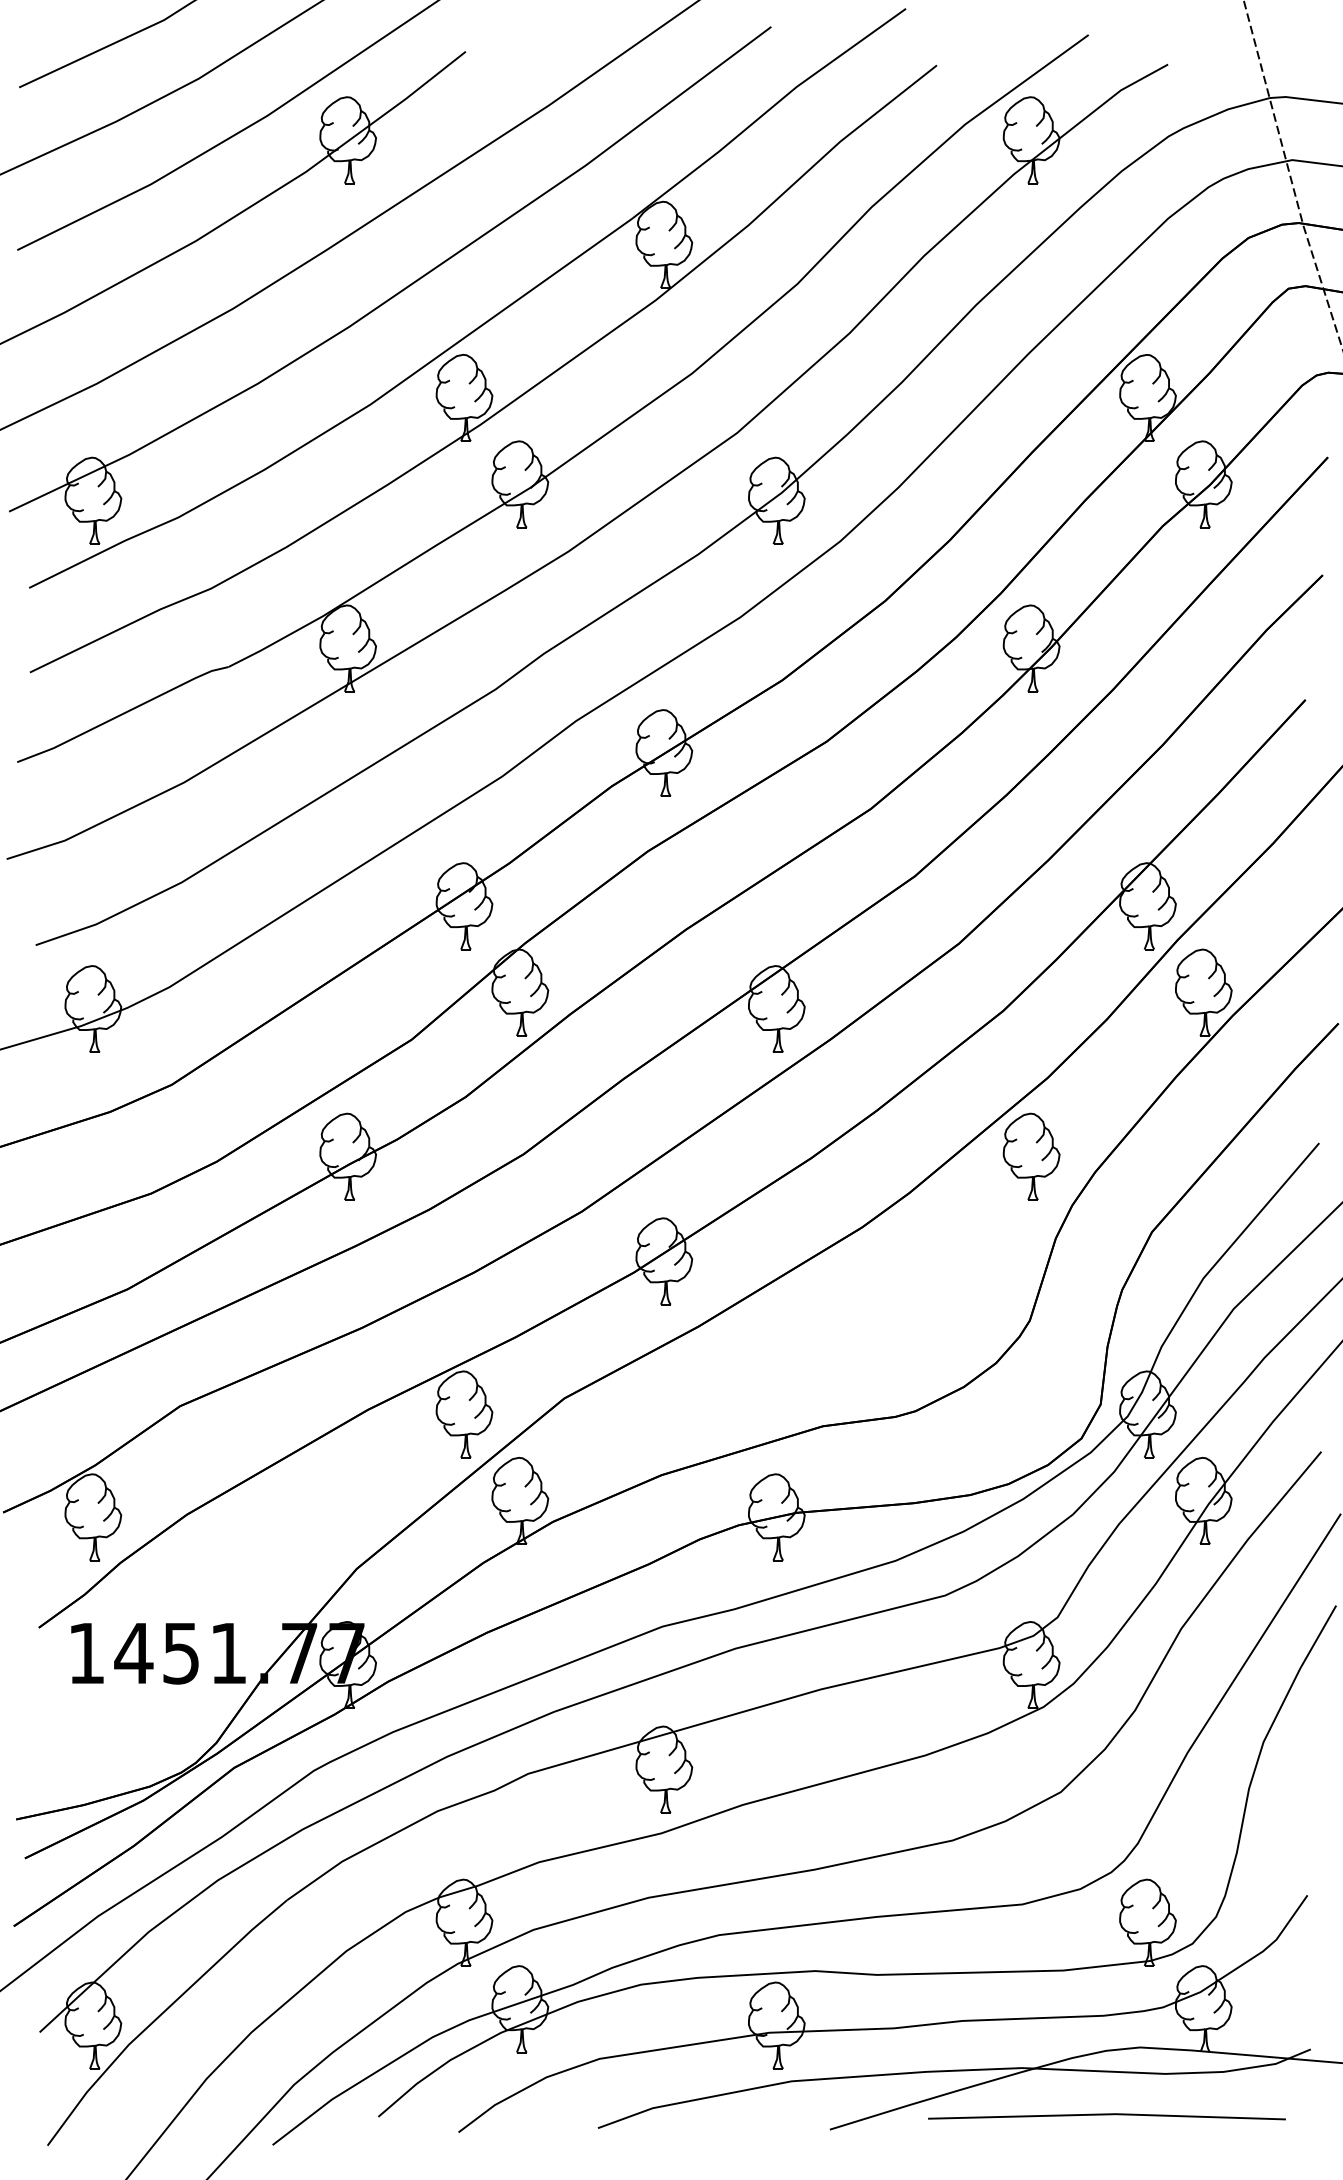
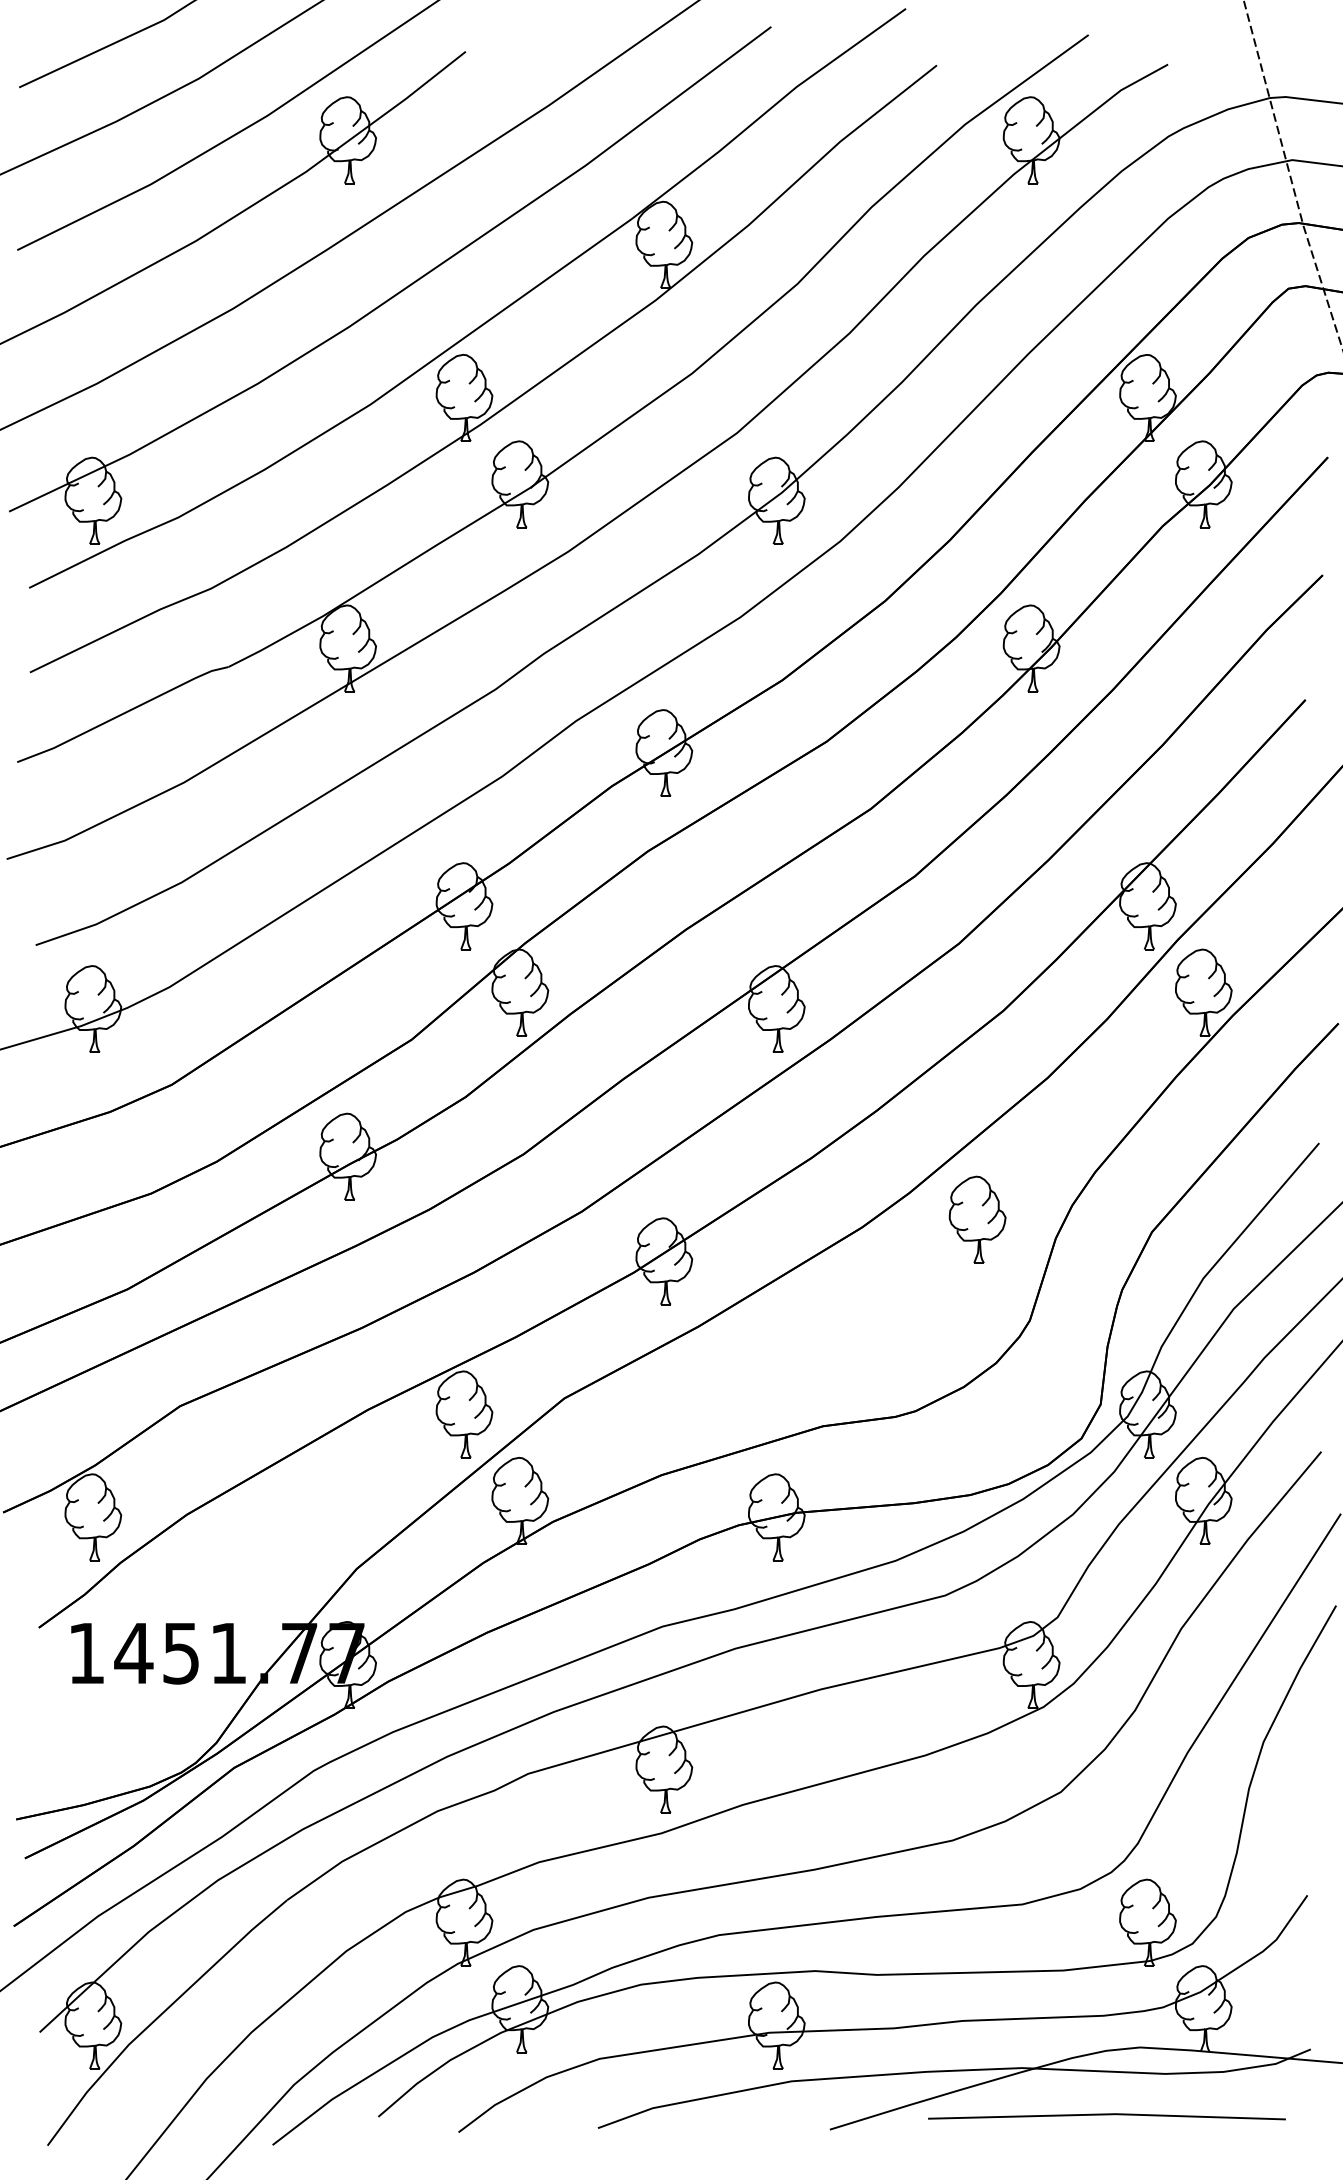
part position: (1031, 1156) -> (977, 1219) (977, 1219)
